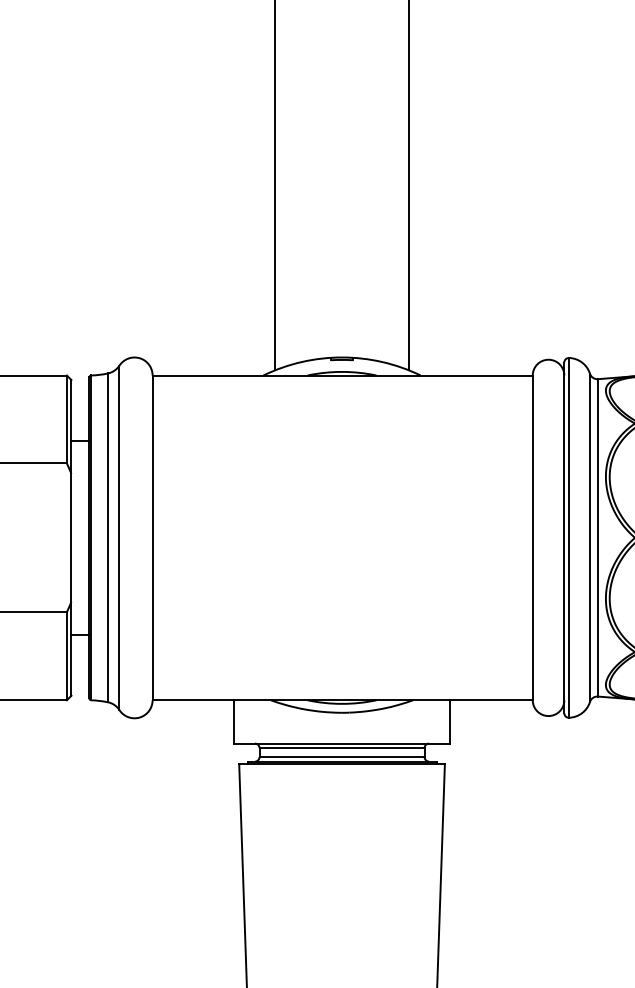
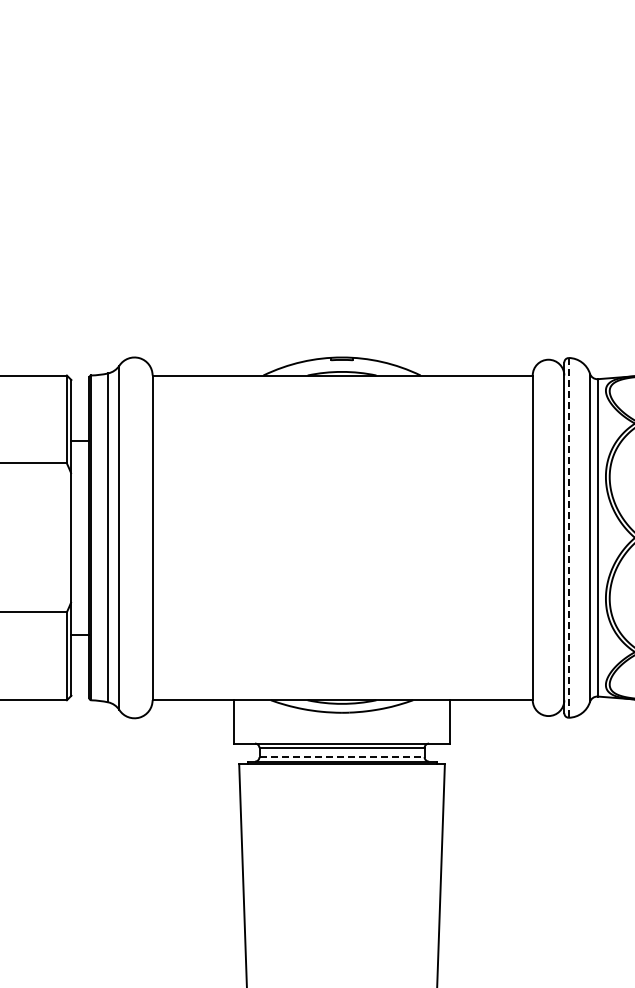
line: present -> none (275, 186)
line: present -> none (408, 186)
line: solid -> dashed (568, 537)
line: solid -> dashed (342, 757)
